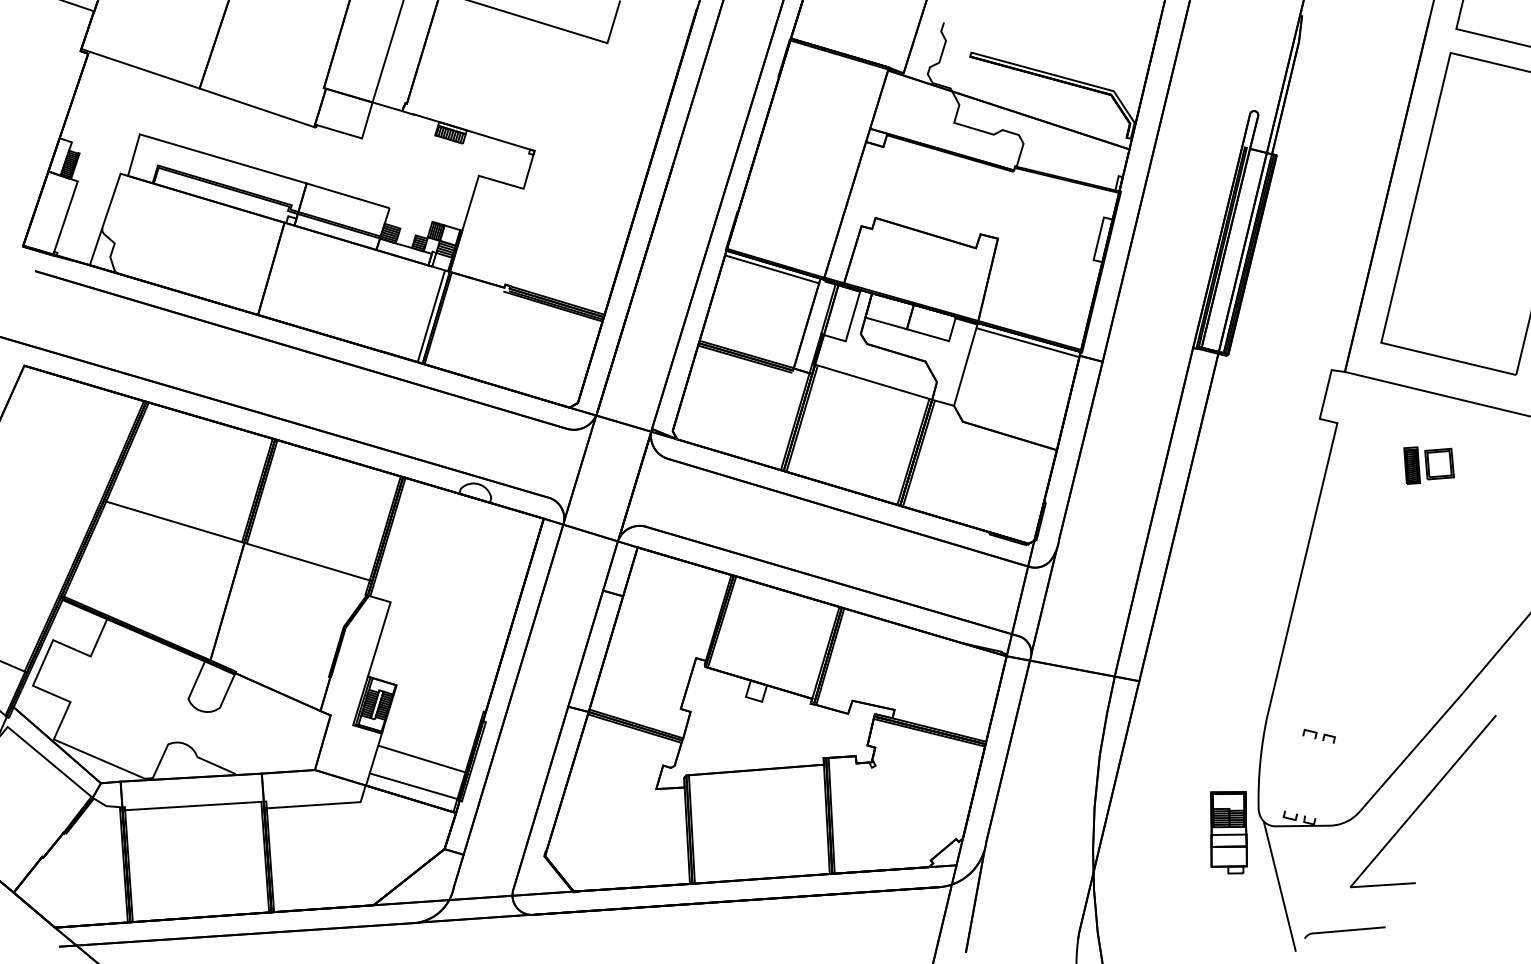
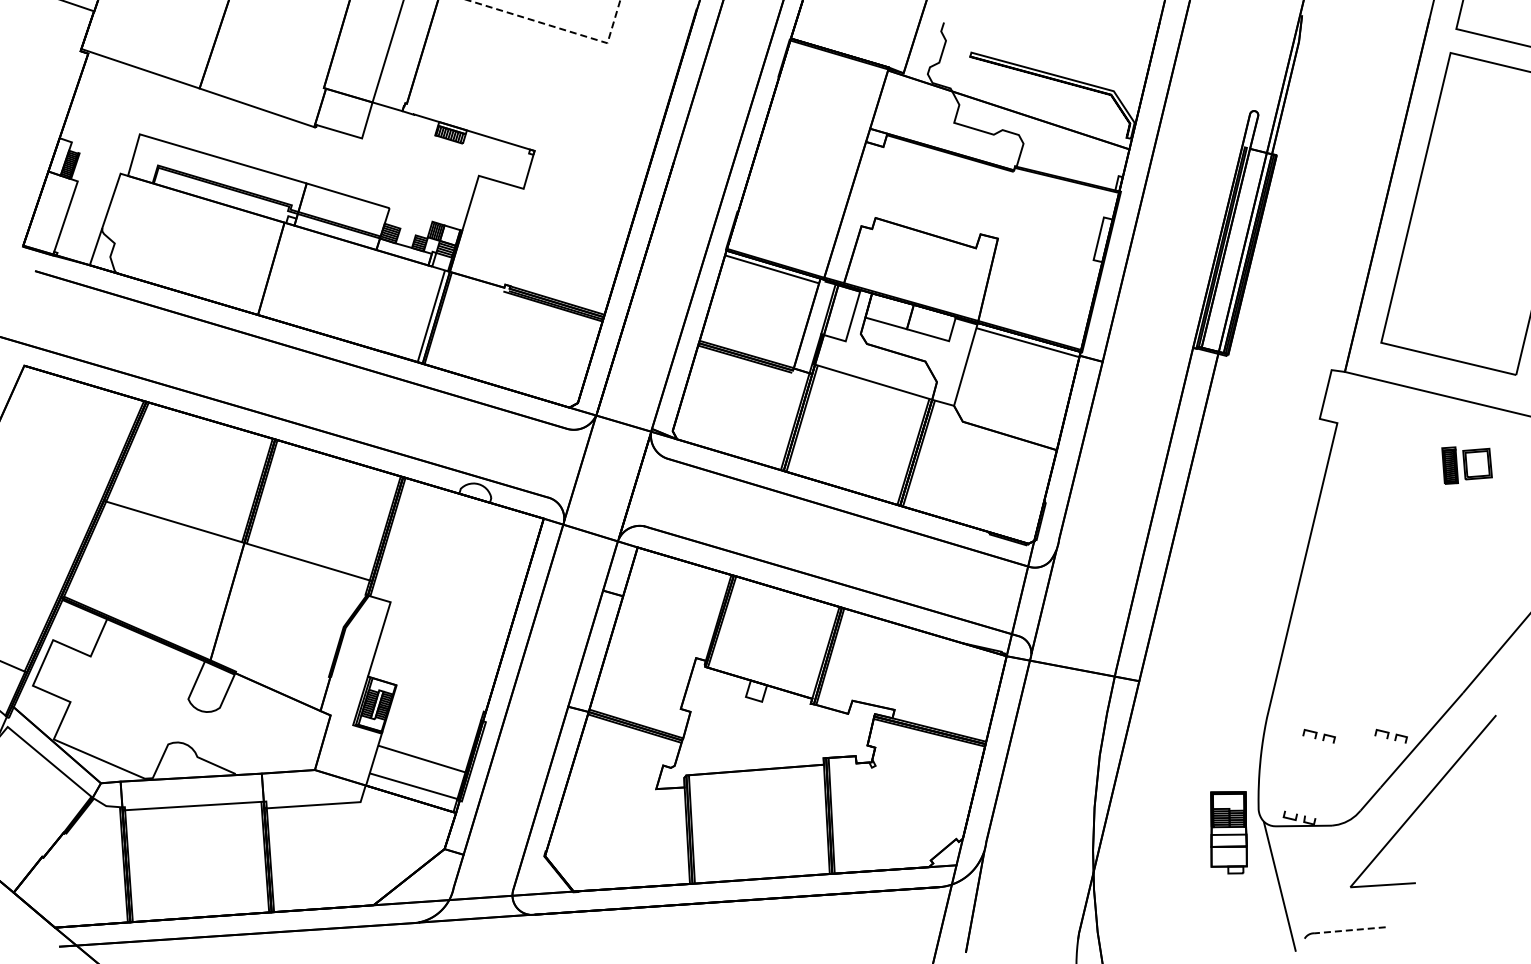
line: solid -> dashed (559, 28)
part position: (1428, 465) -> (1466, 465) (1466, 465)
part: none -> present (1390, 735)
line: solid -> dashed (1350, 930)
